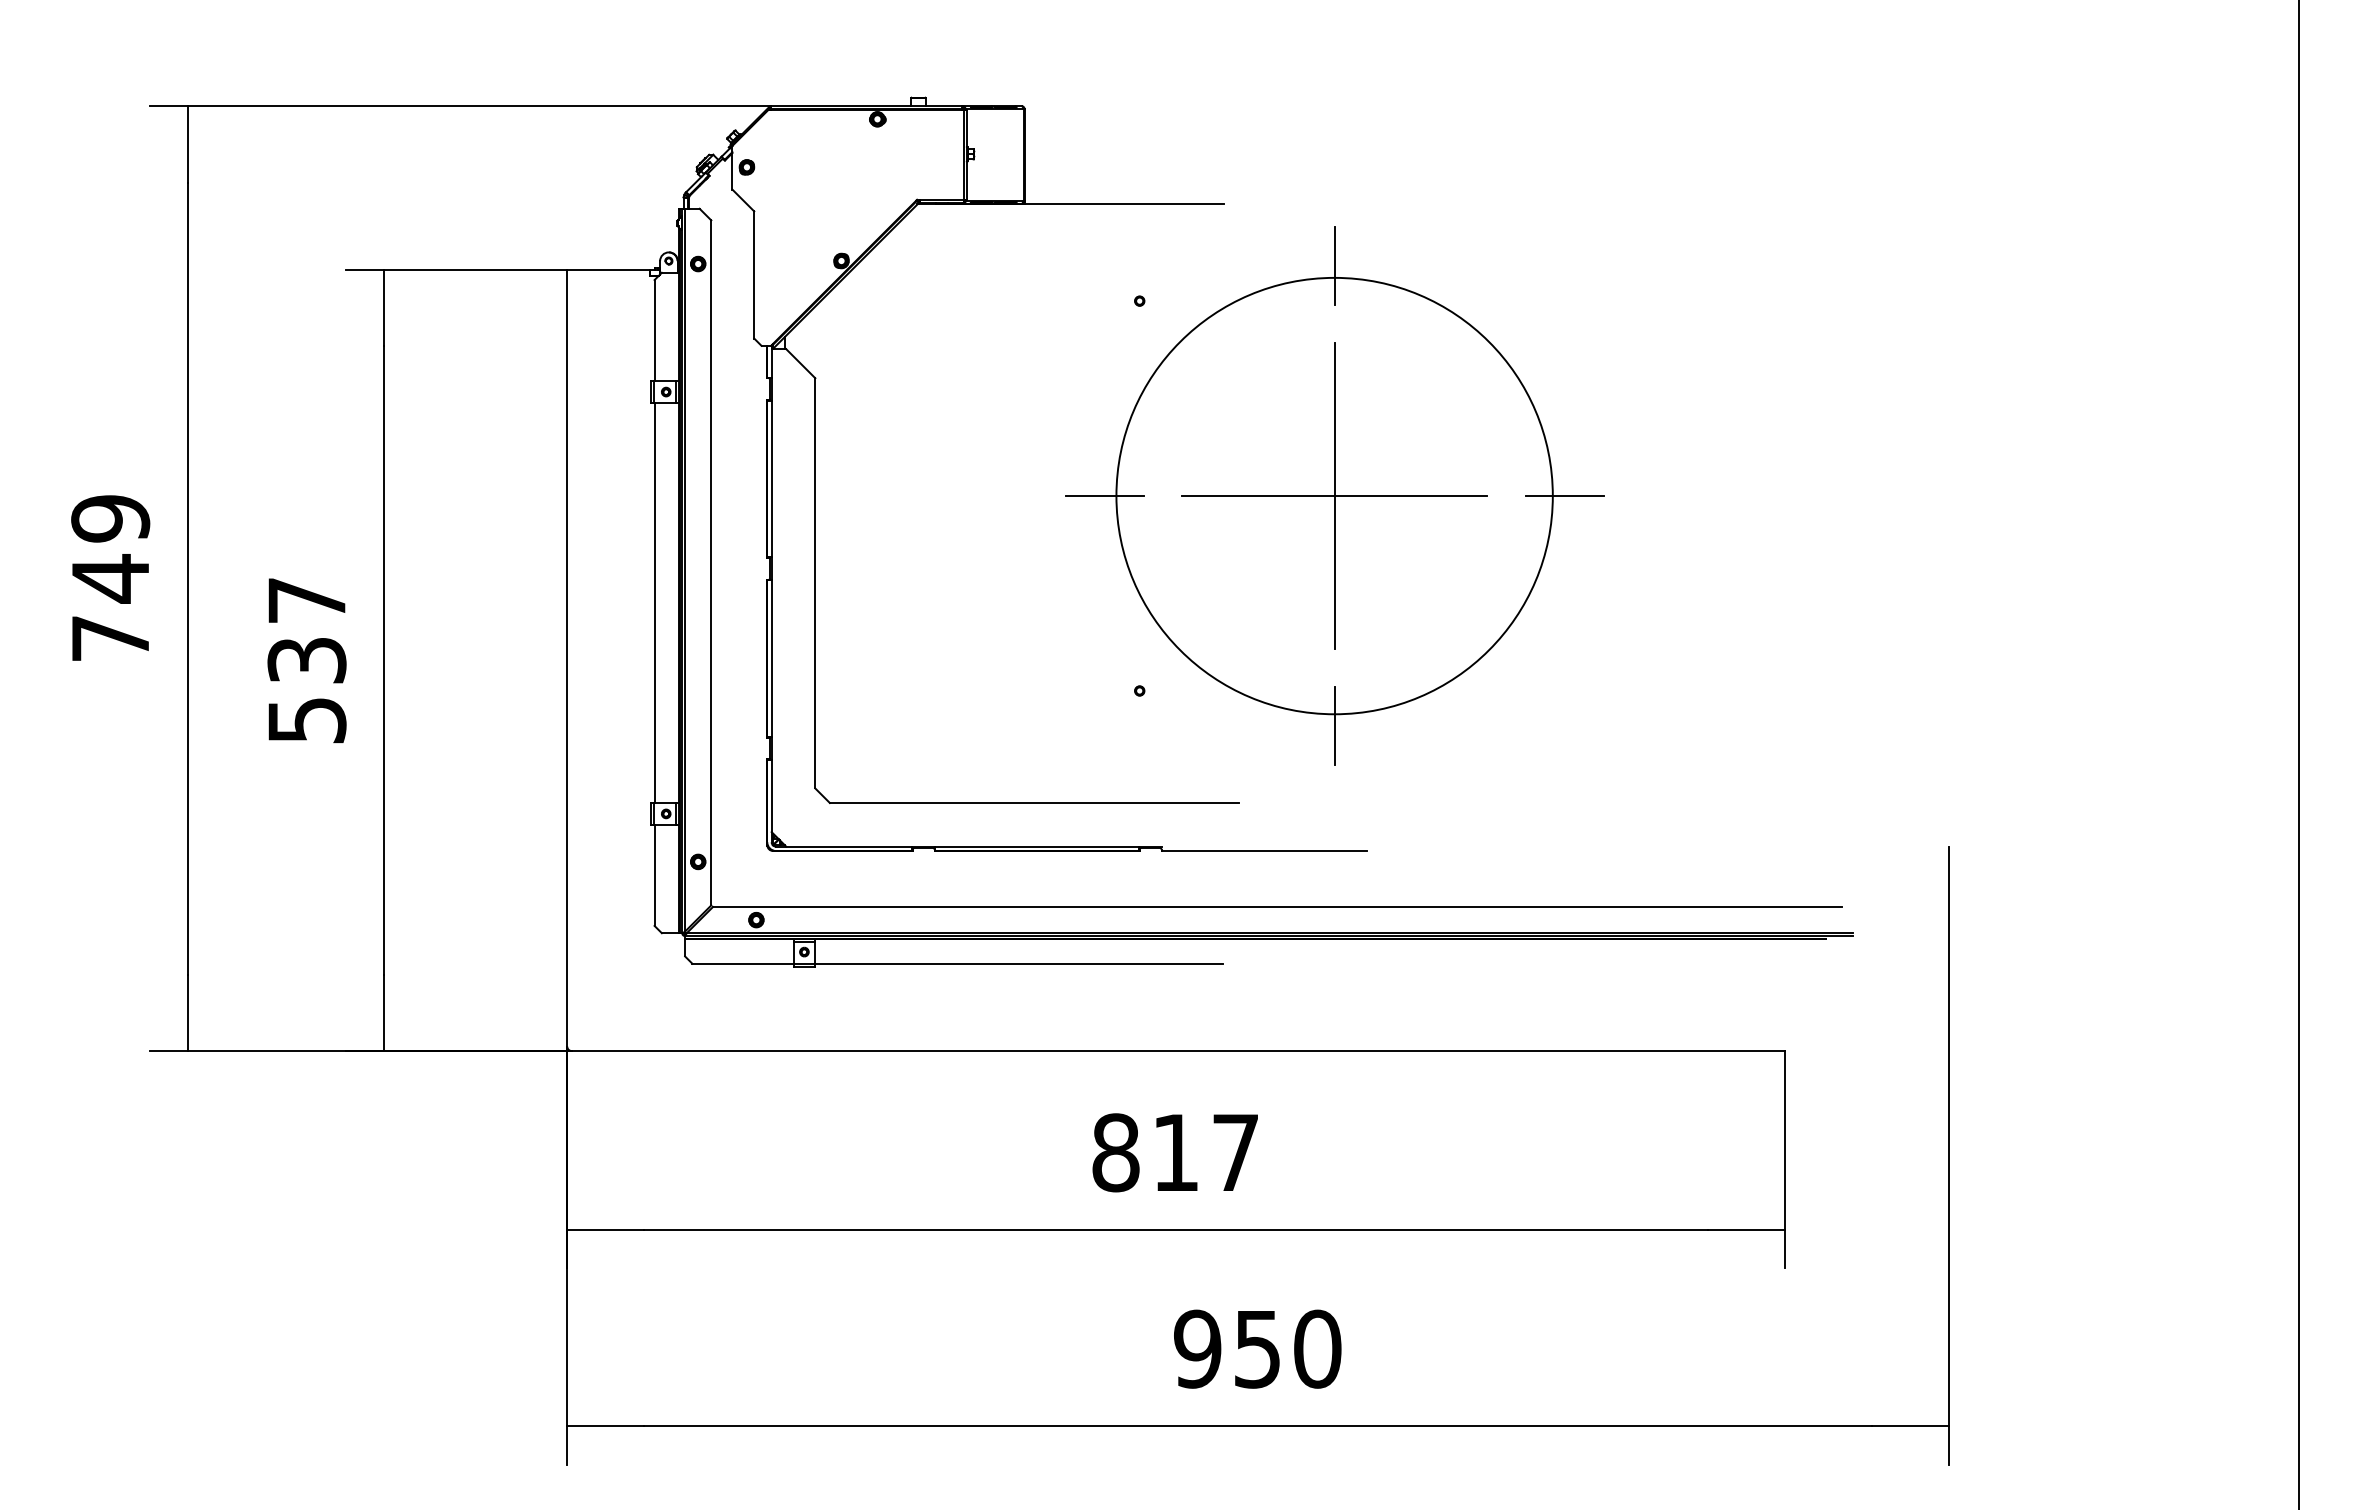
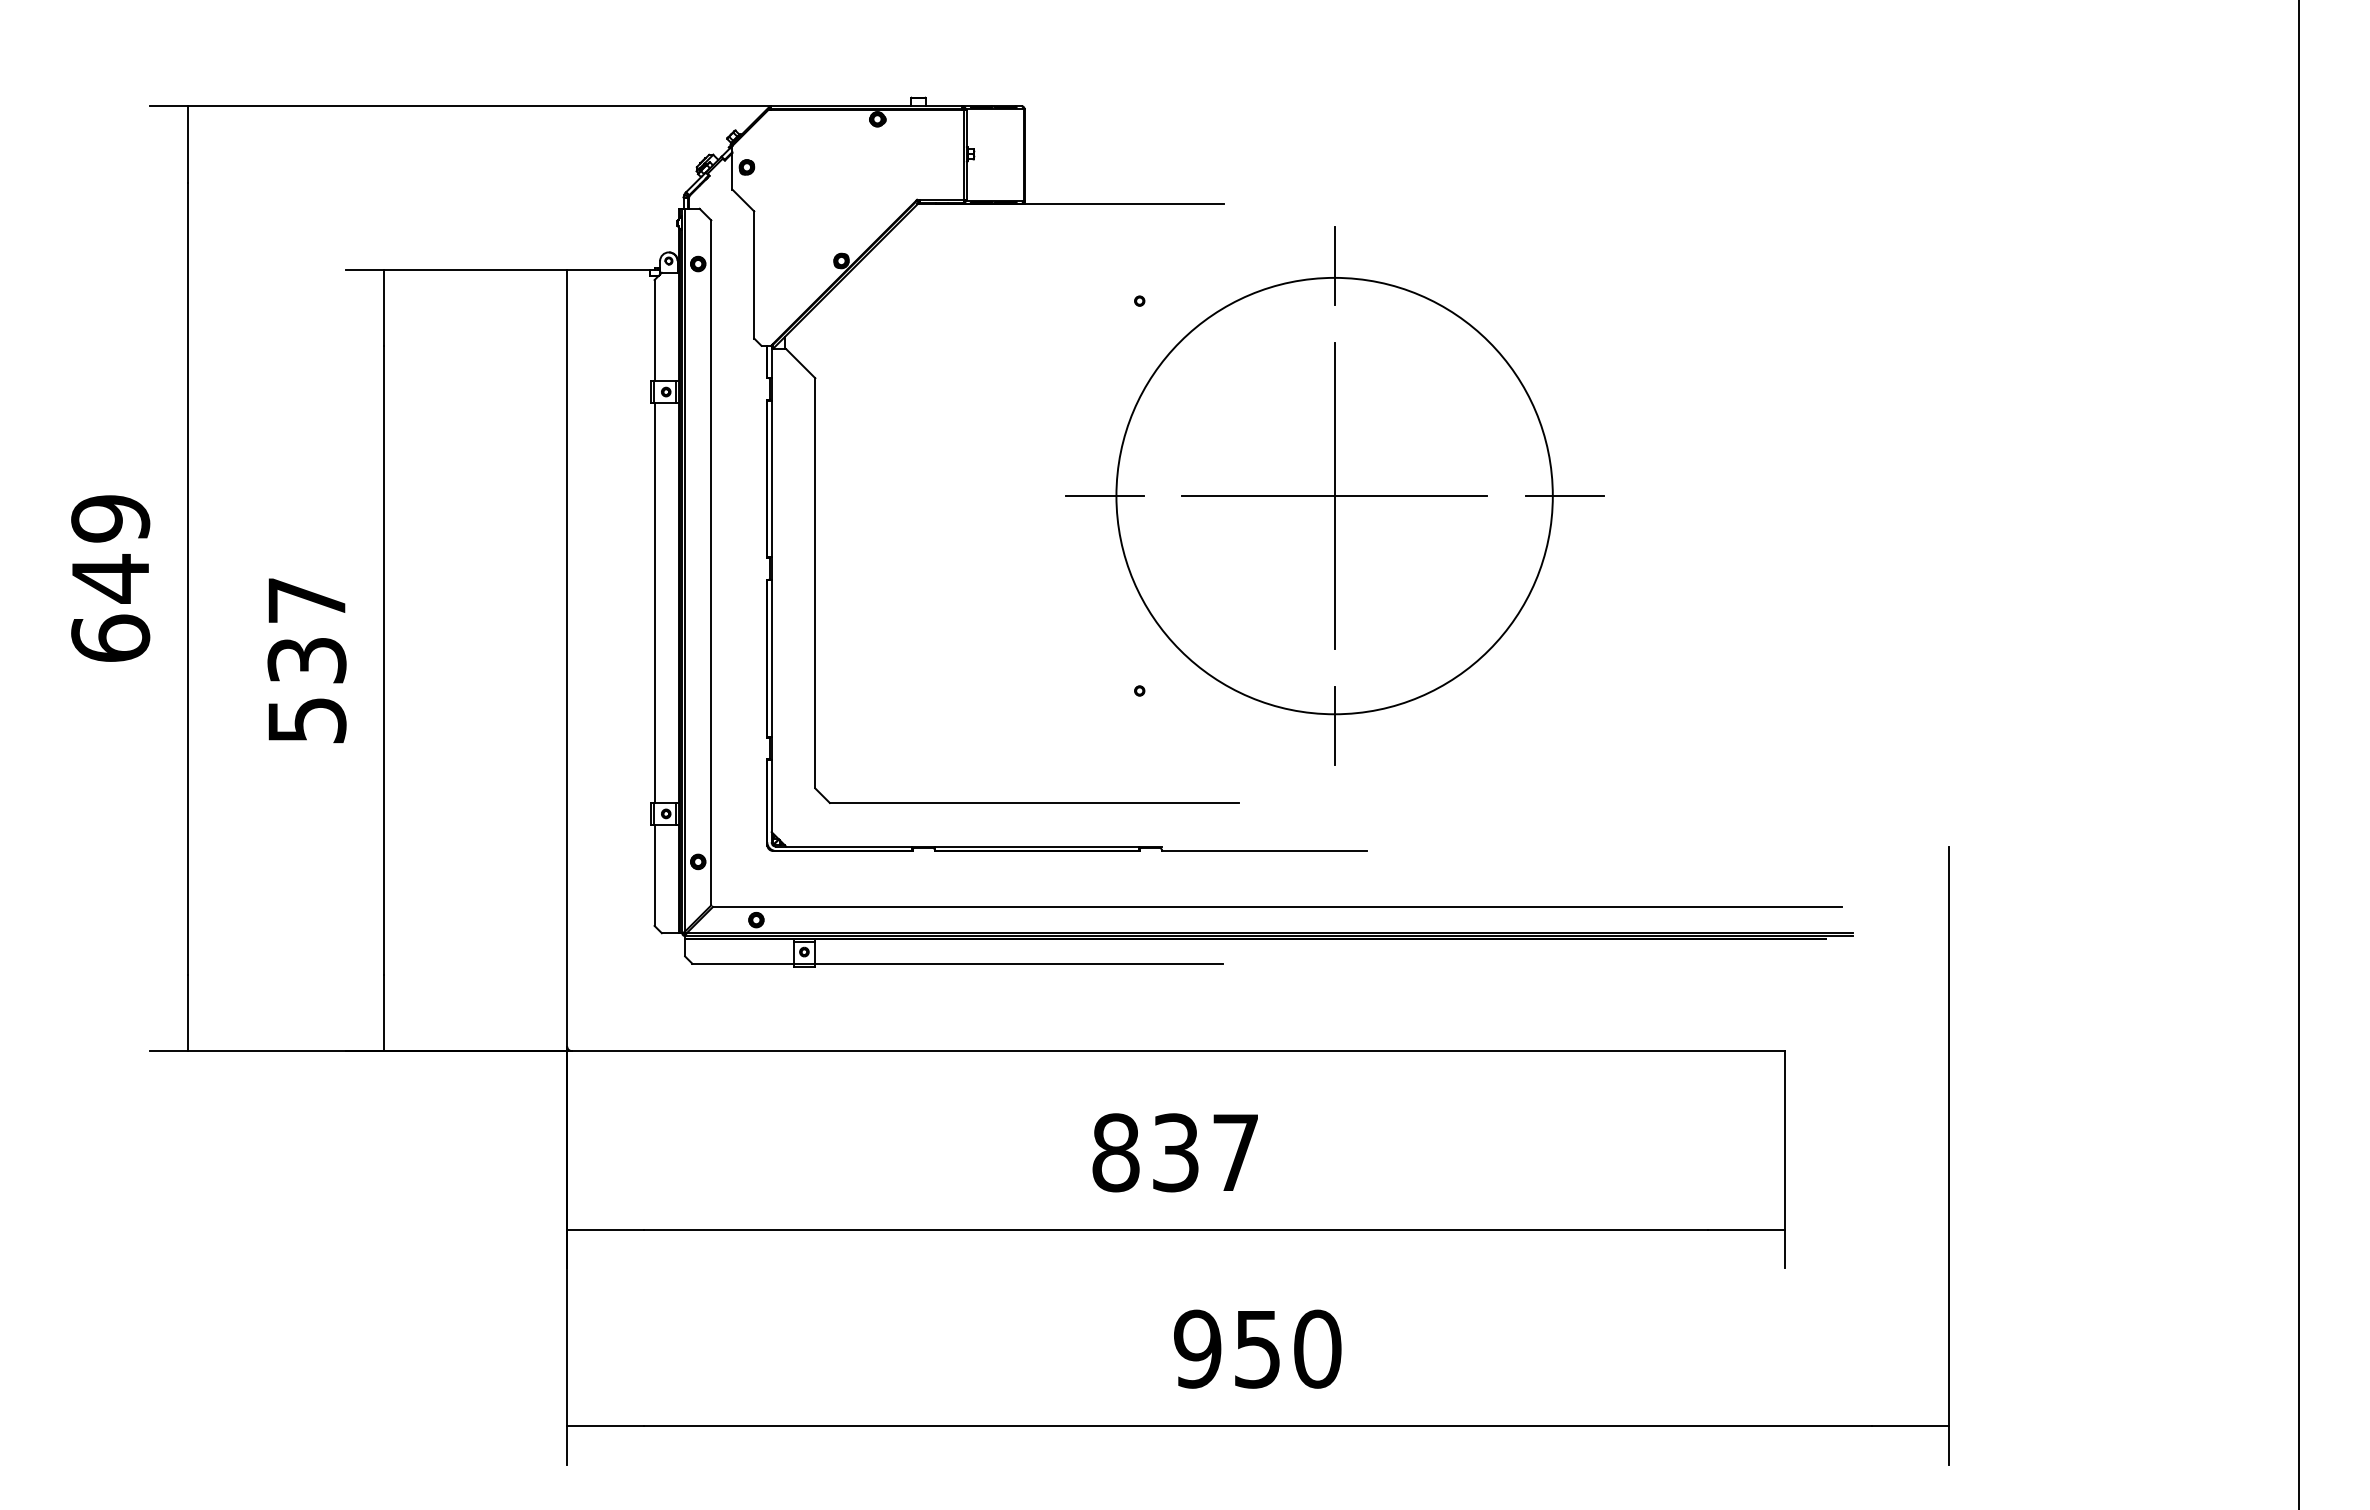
text: 749 -> 649 (110, 637)
text: 817 -> 837 (1175, 1152)
